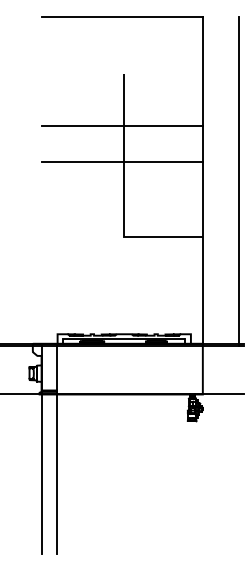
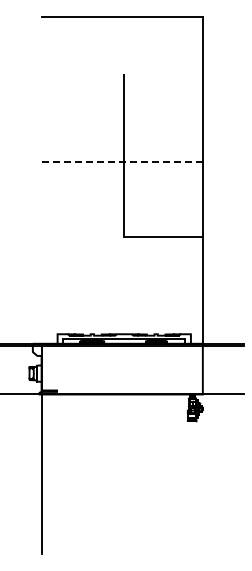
line: present -> none (121, 126)
line: solid -> dashed (122, 162)
line: present -> none (239, 181)
line: present -> none (56, 449)
